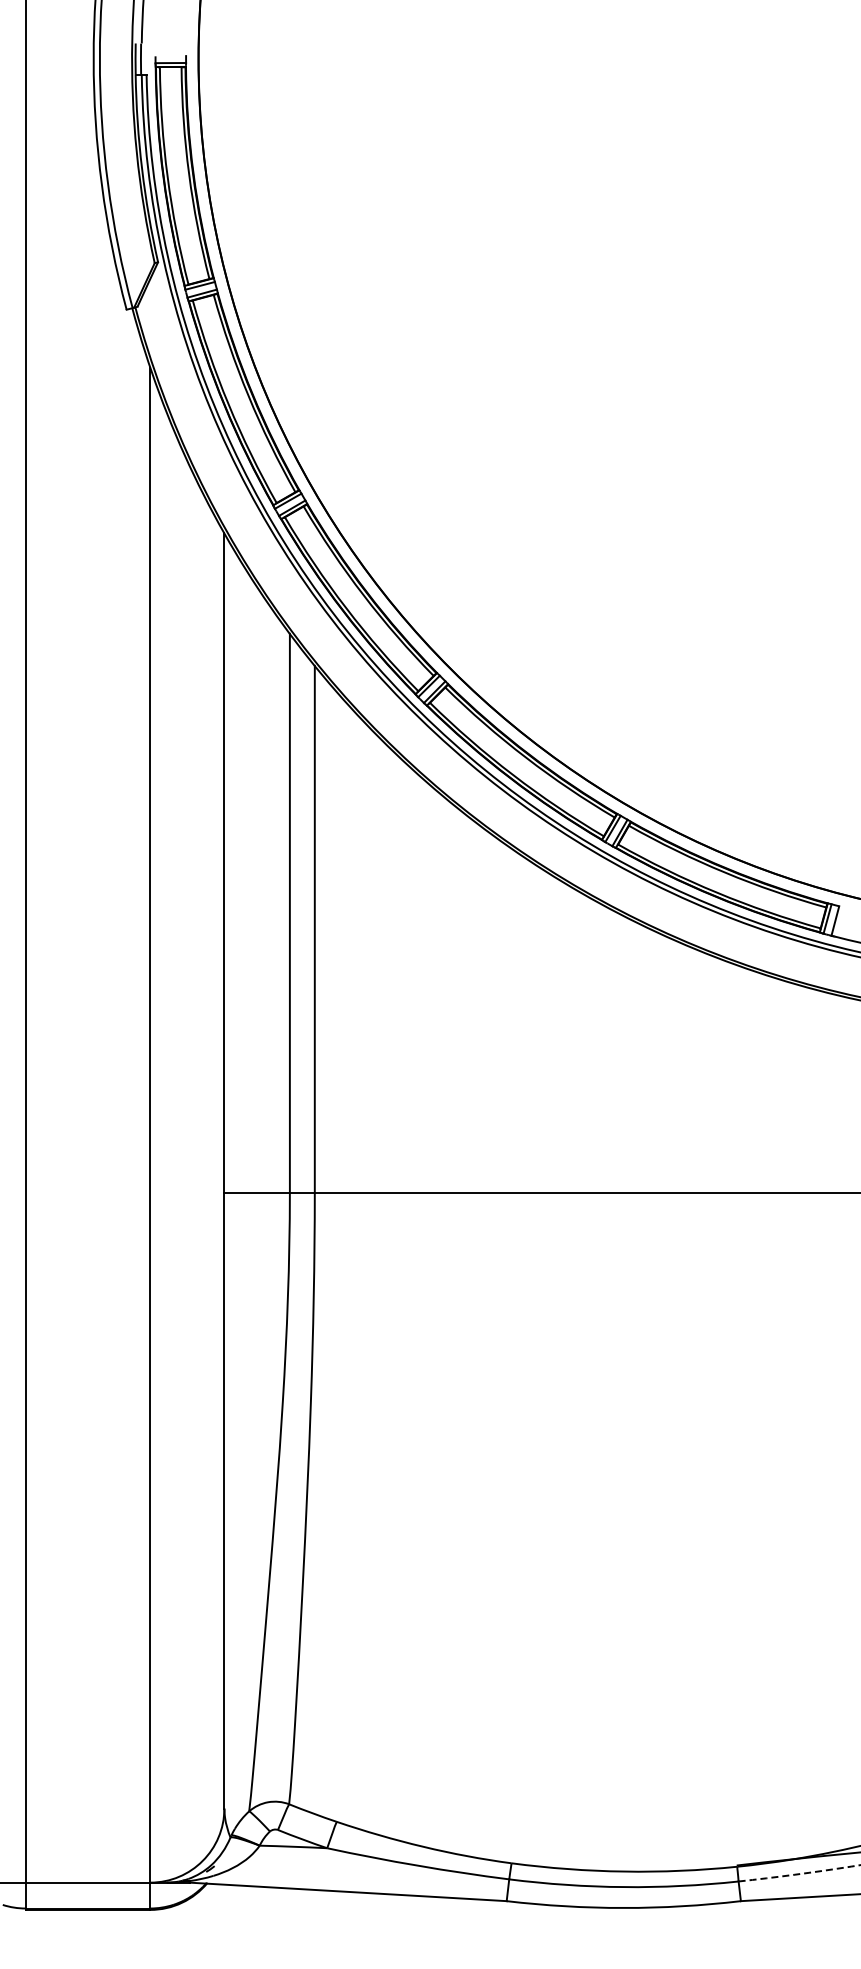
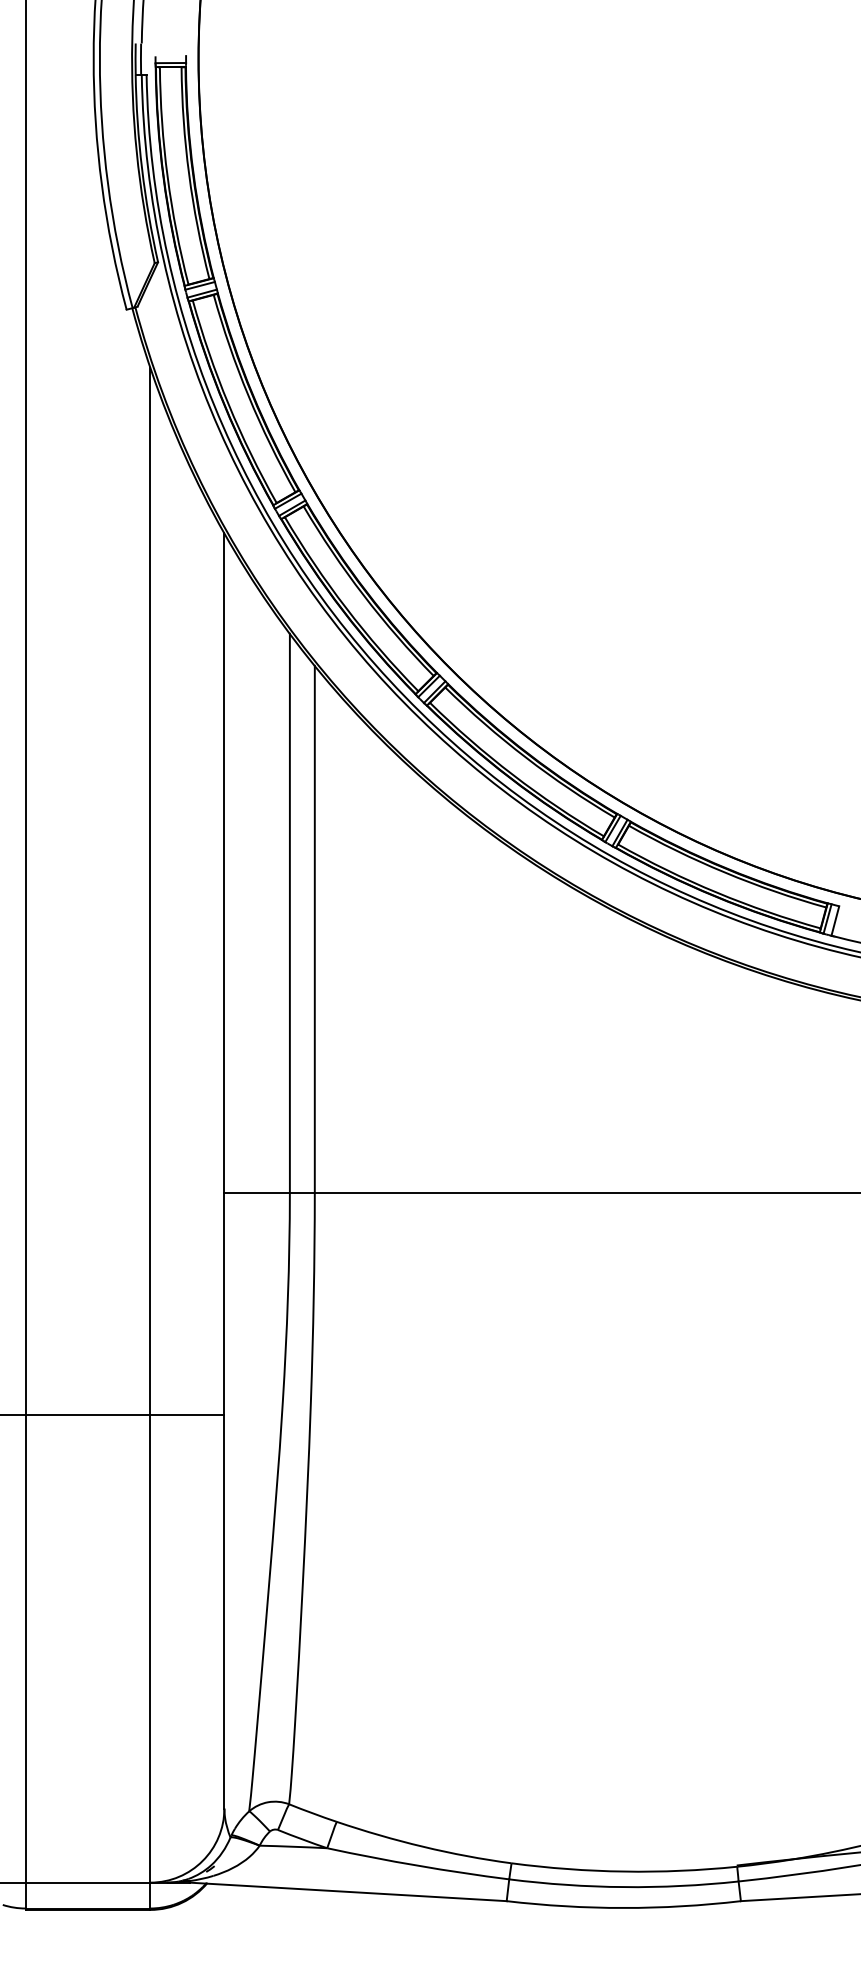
line: none -> present (113, 1415)
arc: dashed -> solid (799, 1874)
